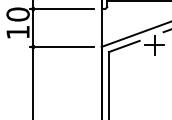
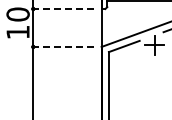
line: solid -> dashed (61, 9)
line: solid -> dashed (61, 46)
